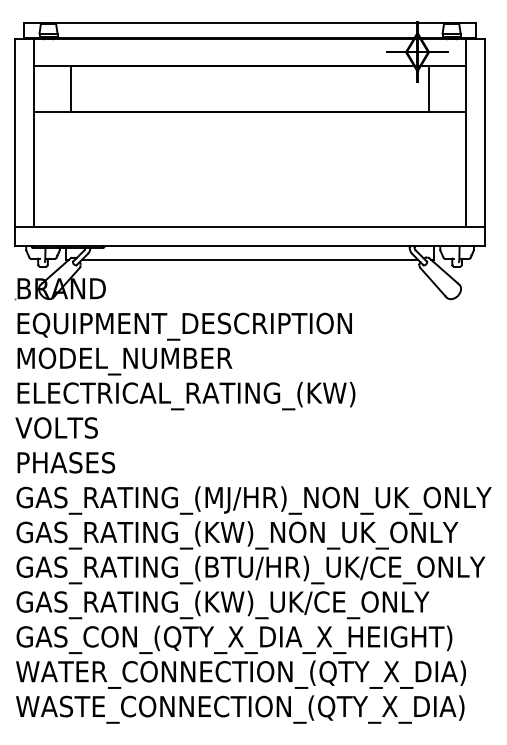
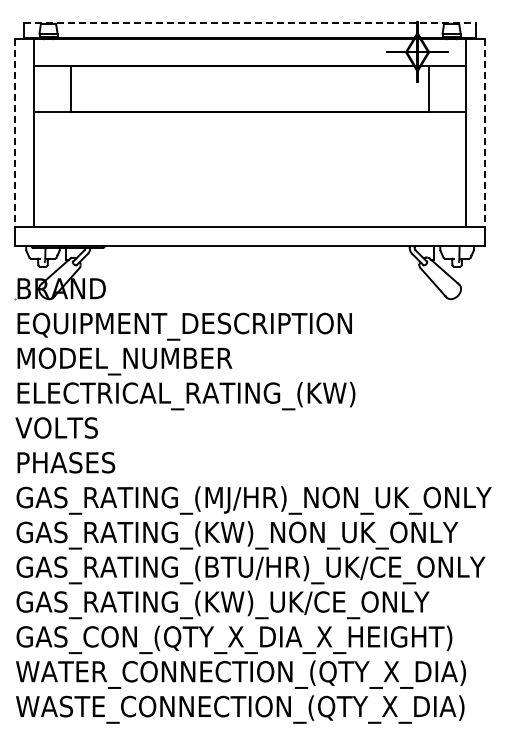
line: solid -> dashed (250, 22)
line: solid -> dashed (15, 133)
line: solid -> dashed (485, 133)
line: present -> none (249, 260)
